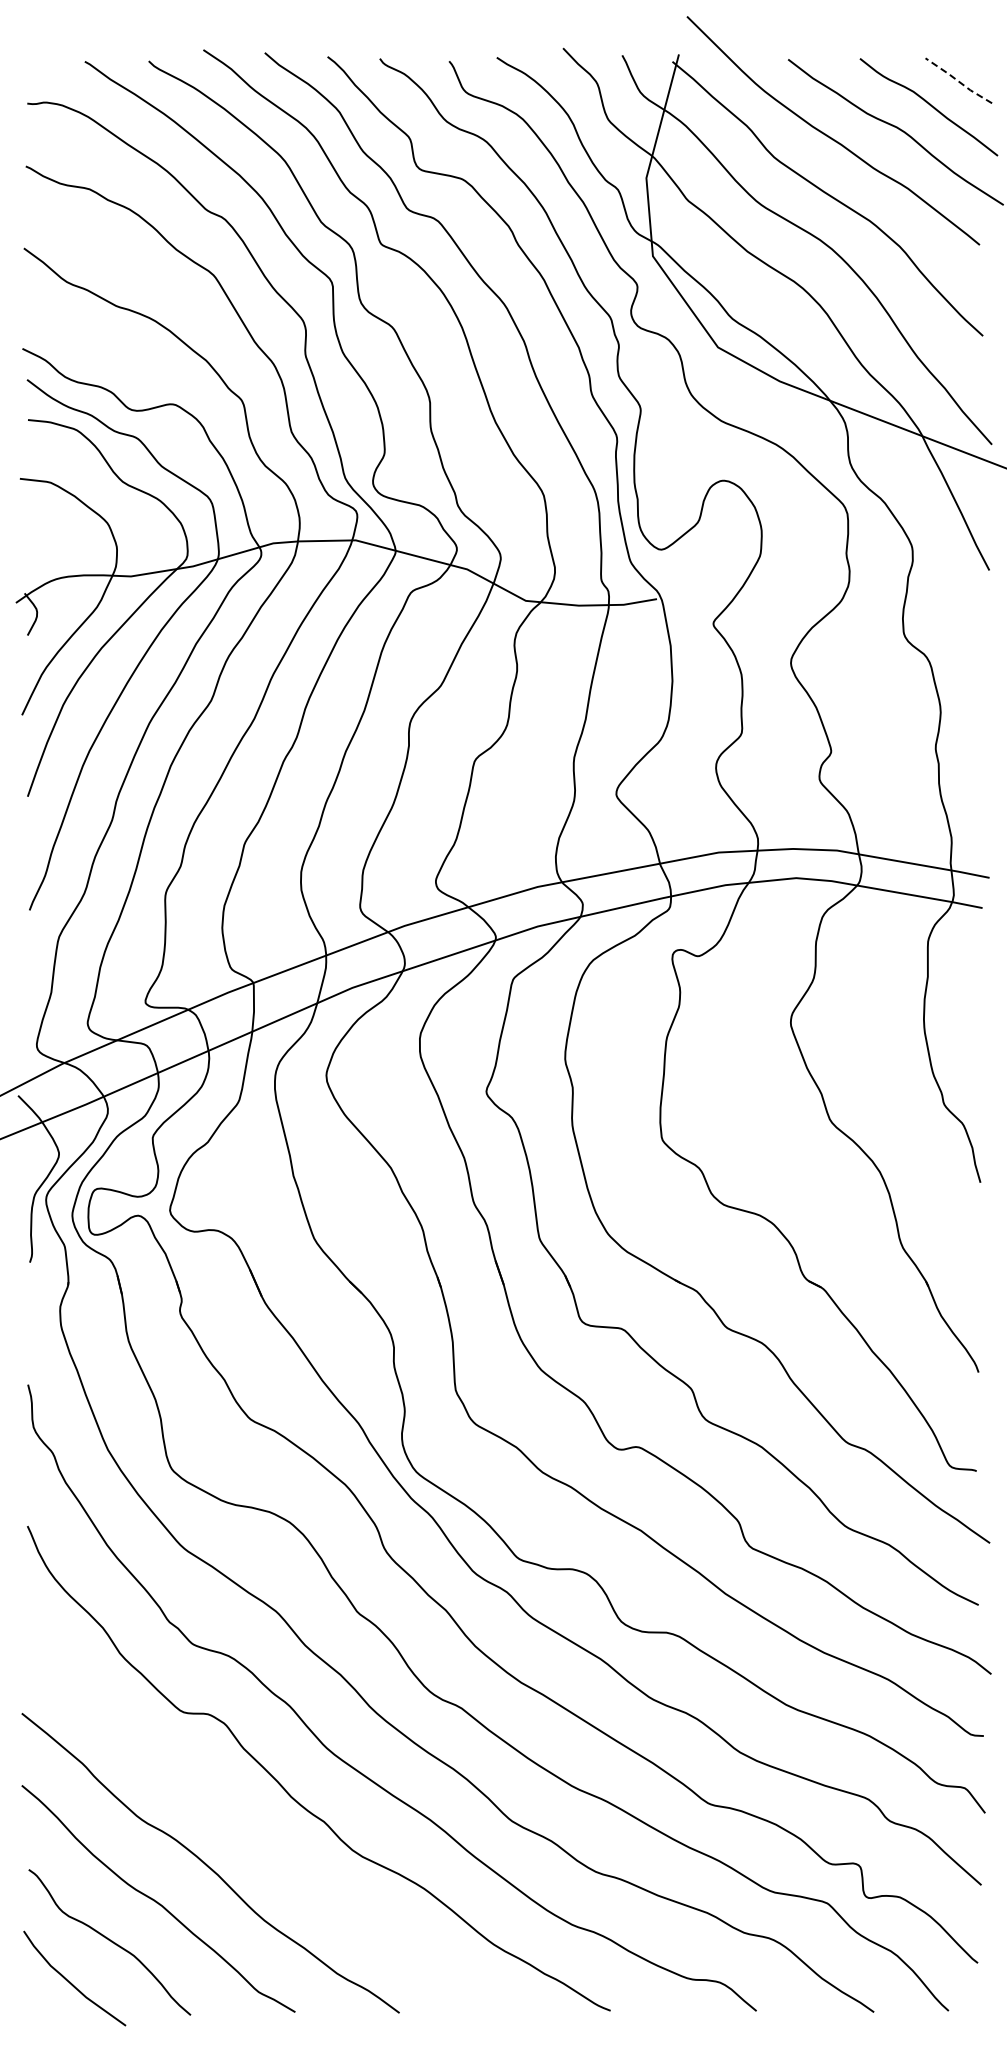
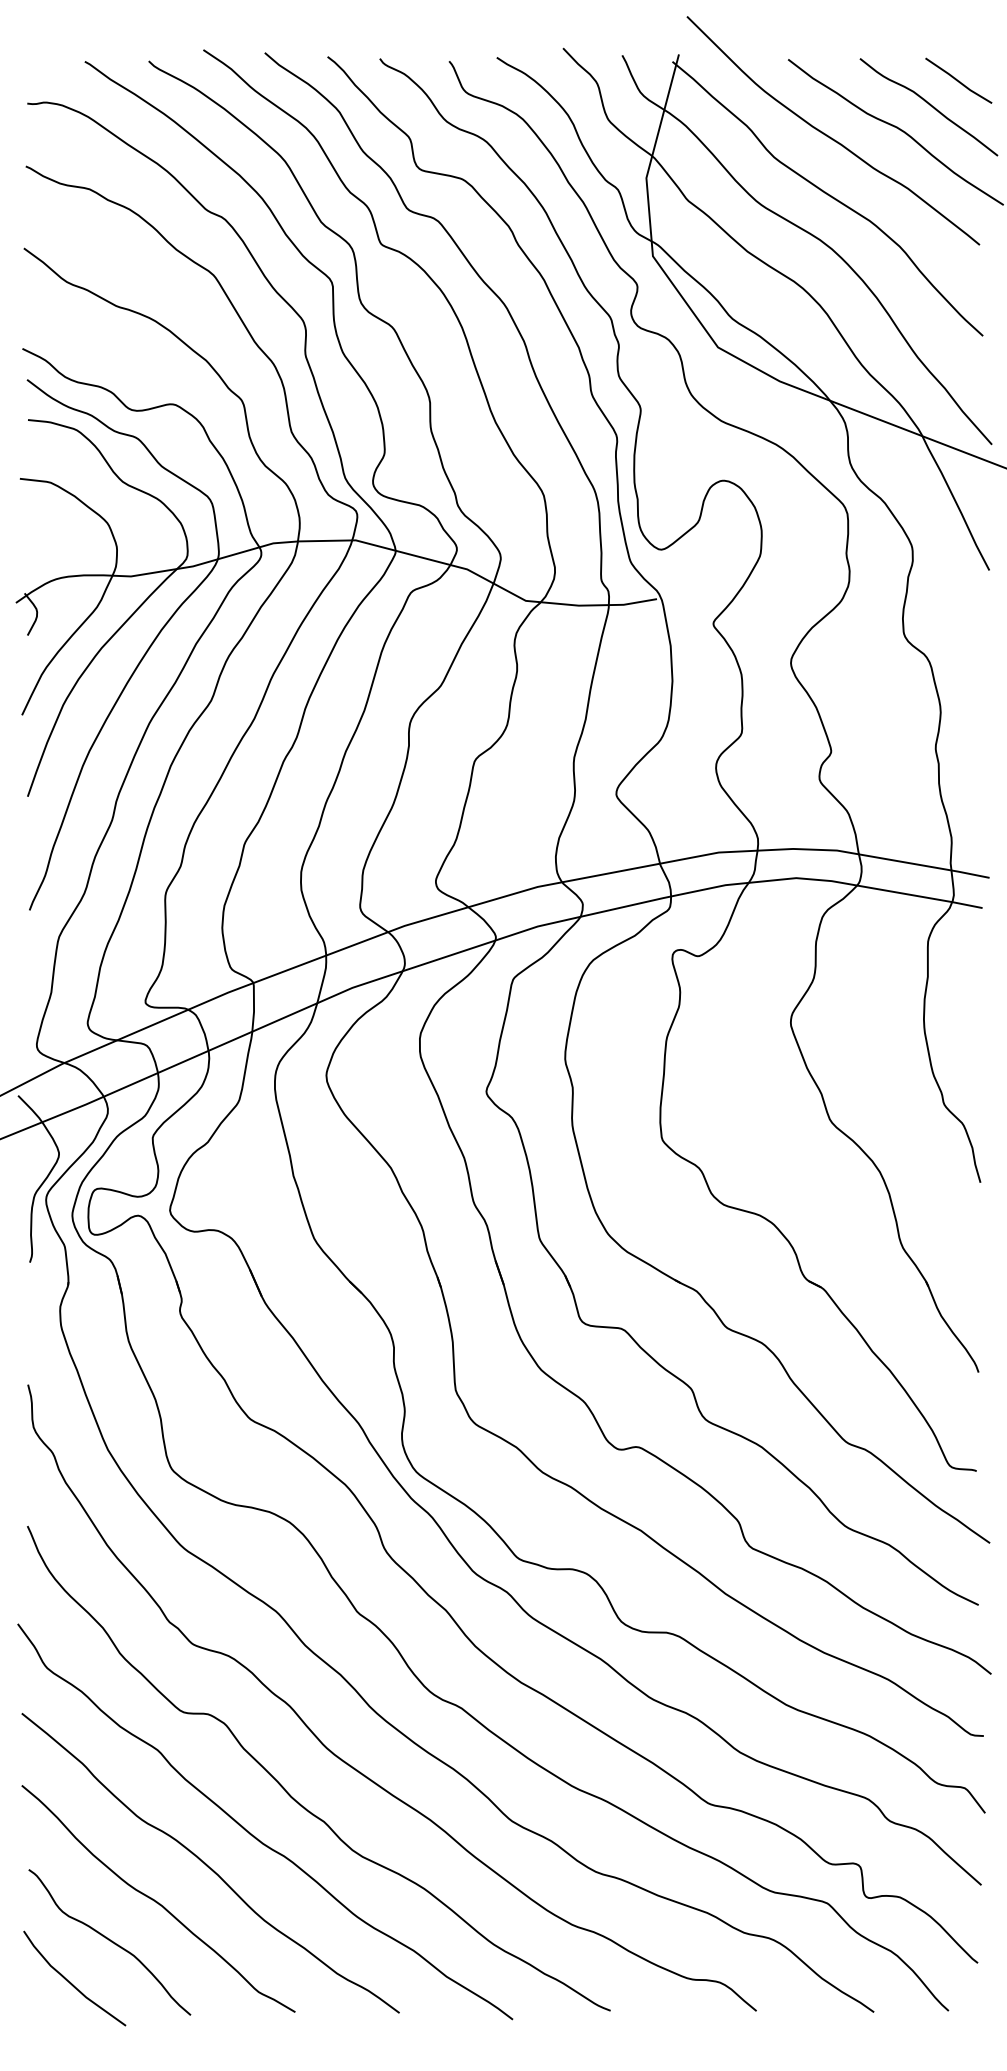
line: dashed -> solid (958, 80)
curve: none -> present (254, 1835)
